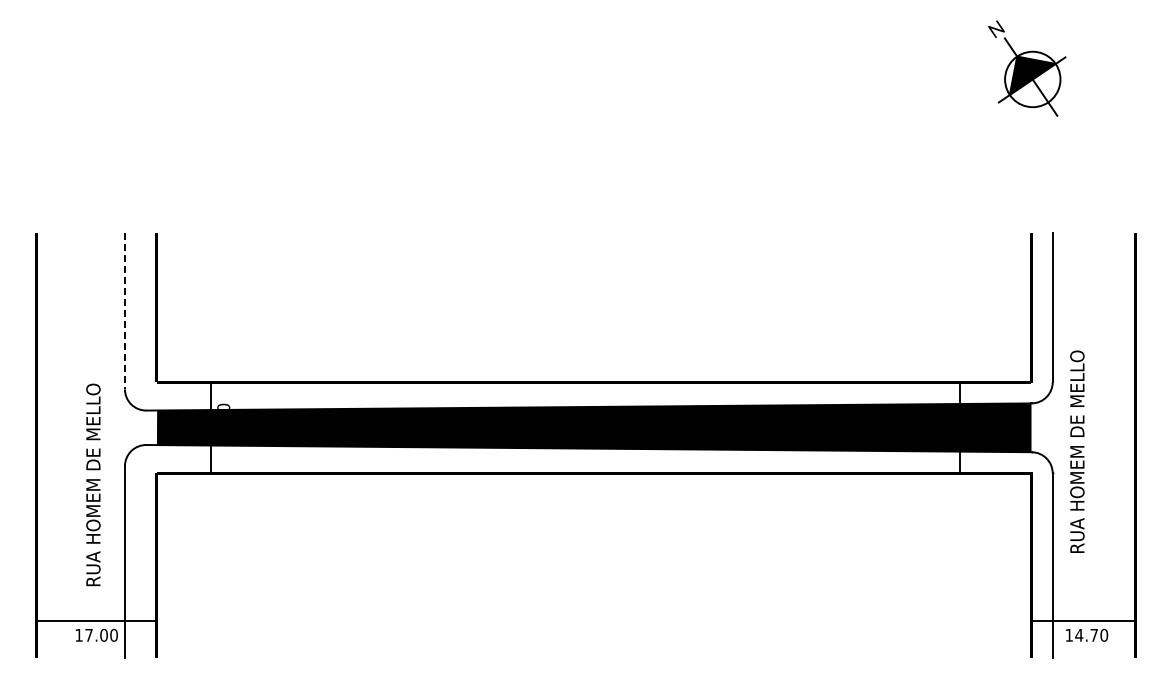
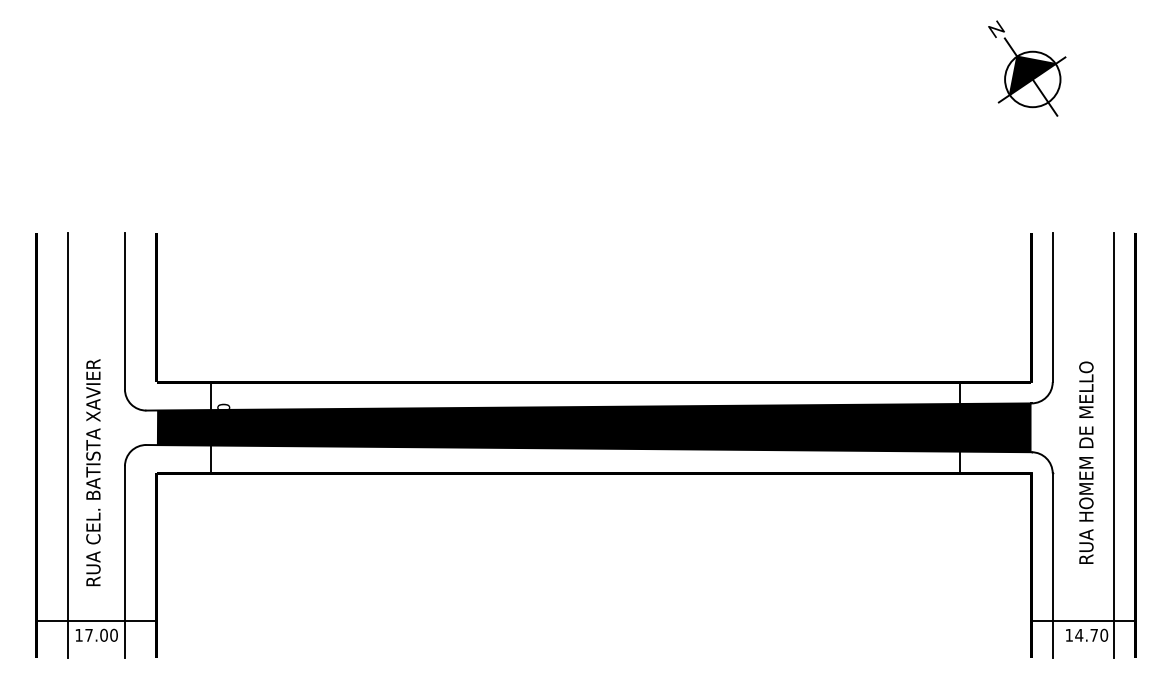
line: dashed -> solid (124, 311)
line: none -> present (68, 445)
line: none -> present (1114, 445)
text: RUA HOMEM DE MELLO -> RUA CEL. BATISTA XAVIER (93, 451)
text position: (1077, 451) -> (1086, 462) (1086, 462)
